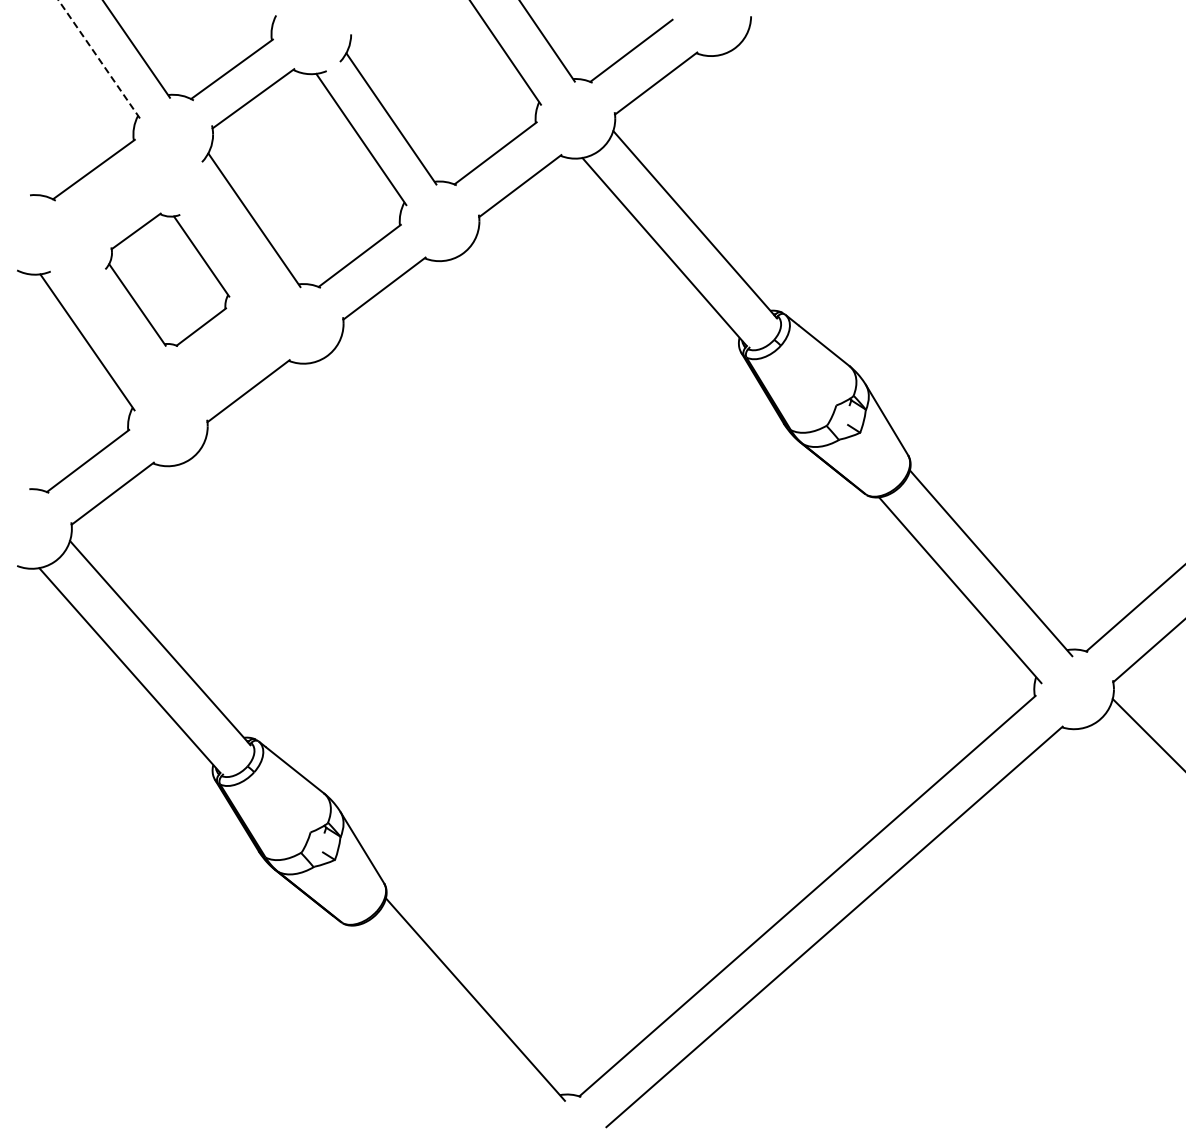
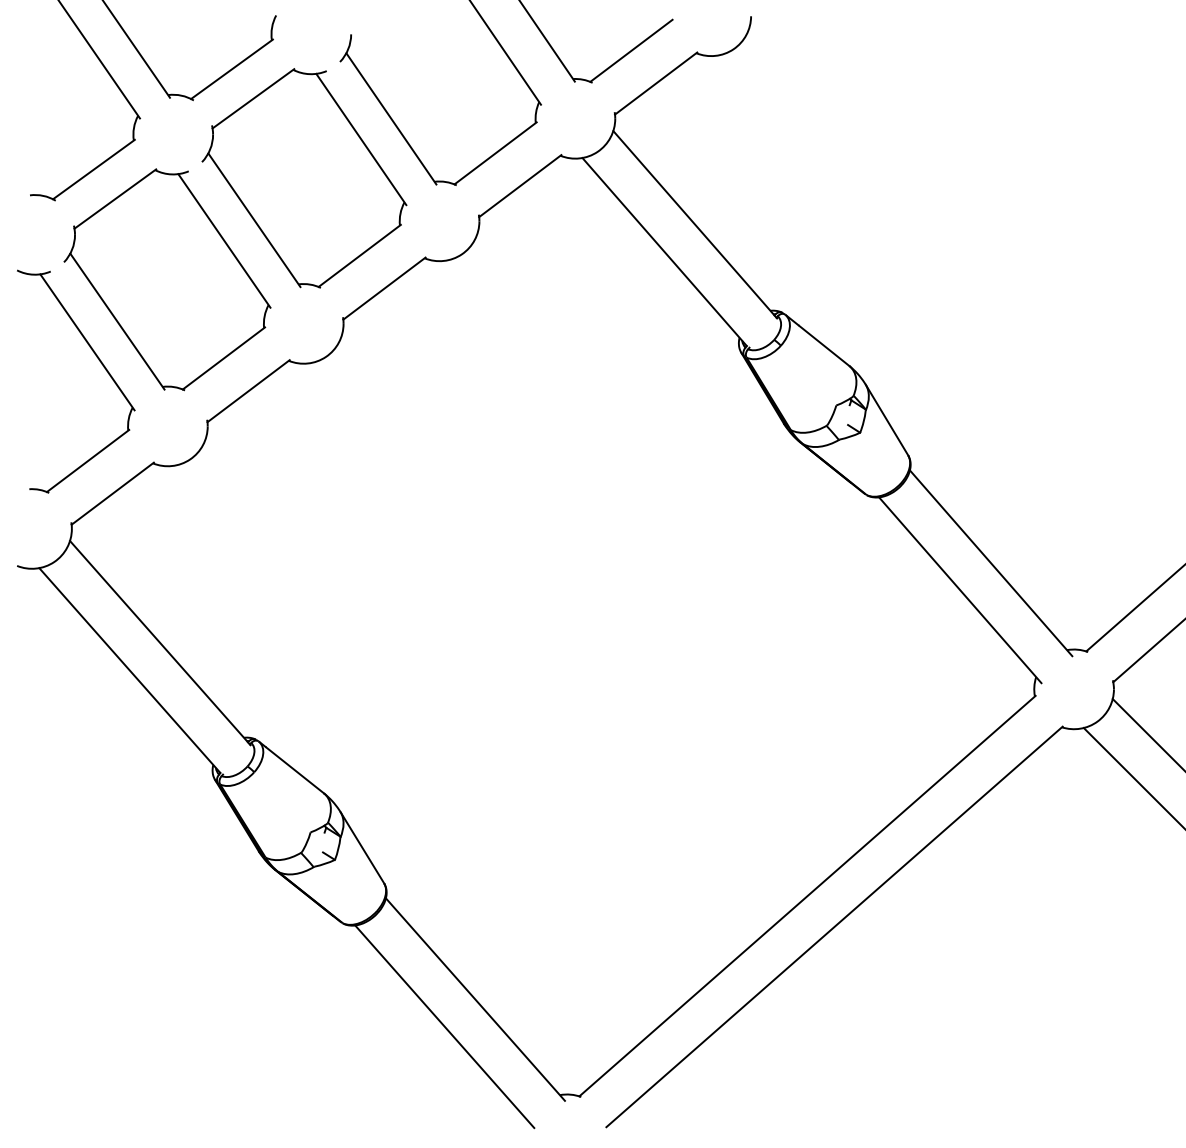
line: dashed -> solid (99, 59)
part size: 126x135 px -> 209x224 px (167, 279)
line: none -> present (1132, 777)
line: none -> present (444, 1026)
